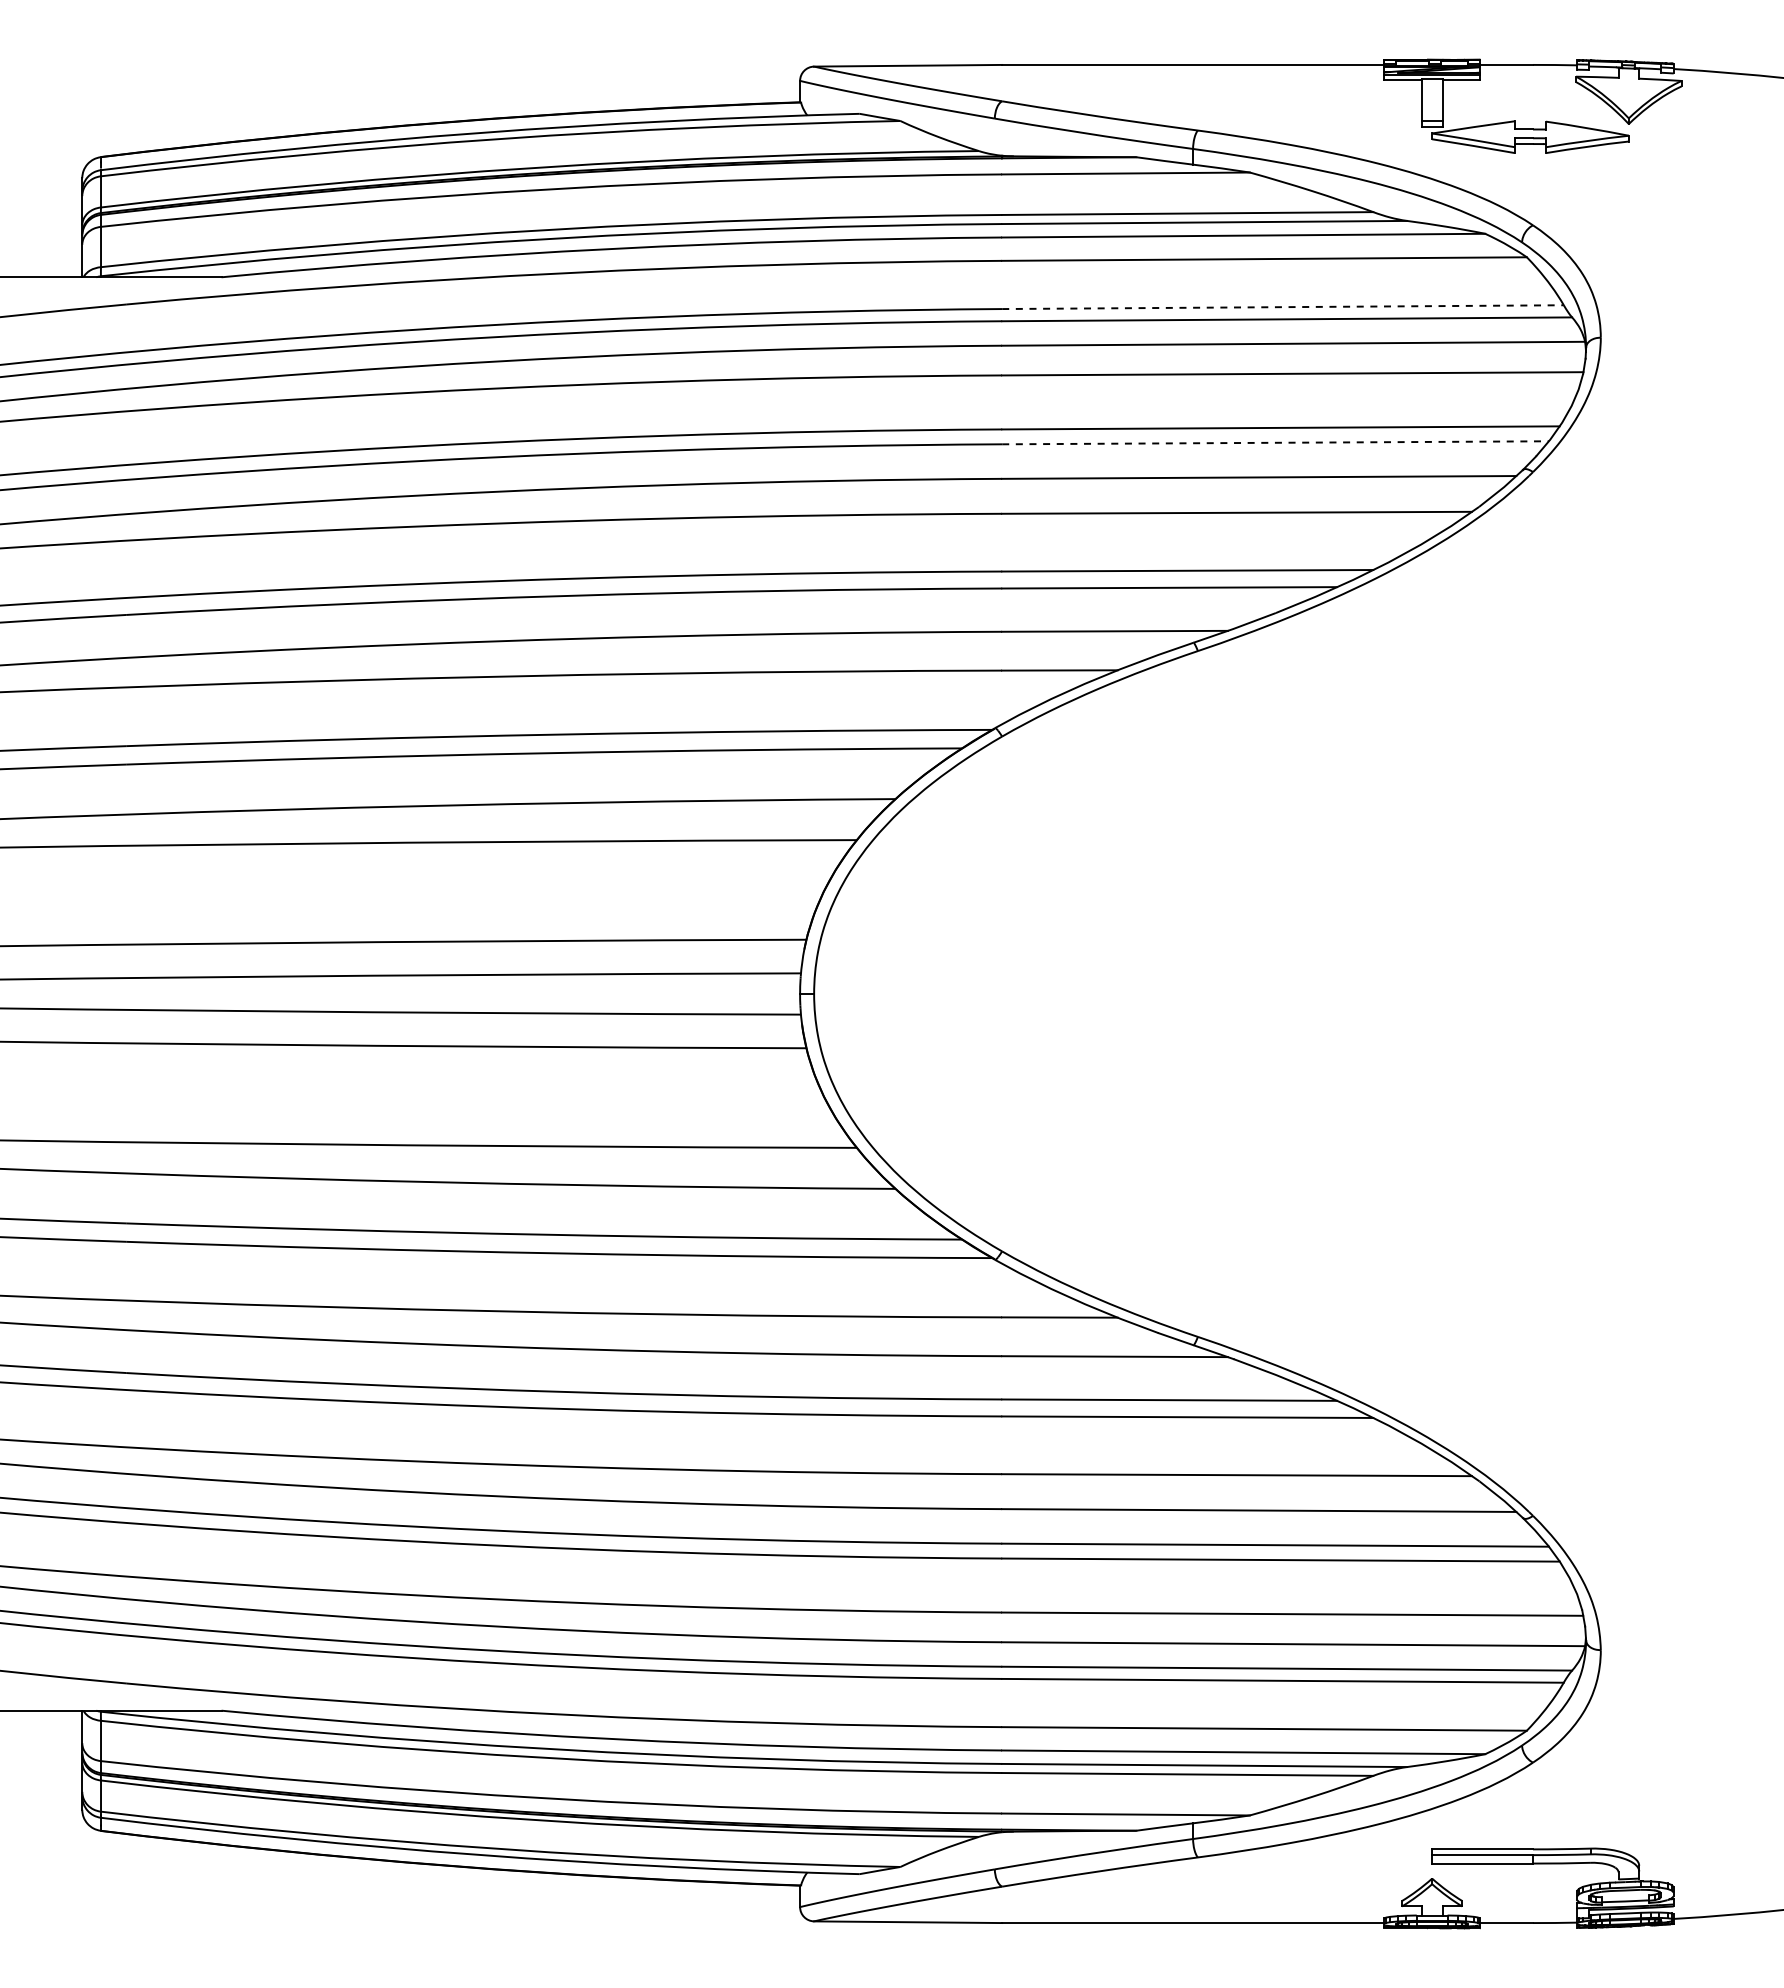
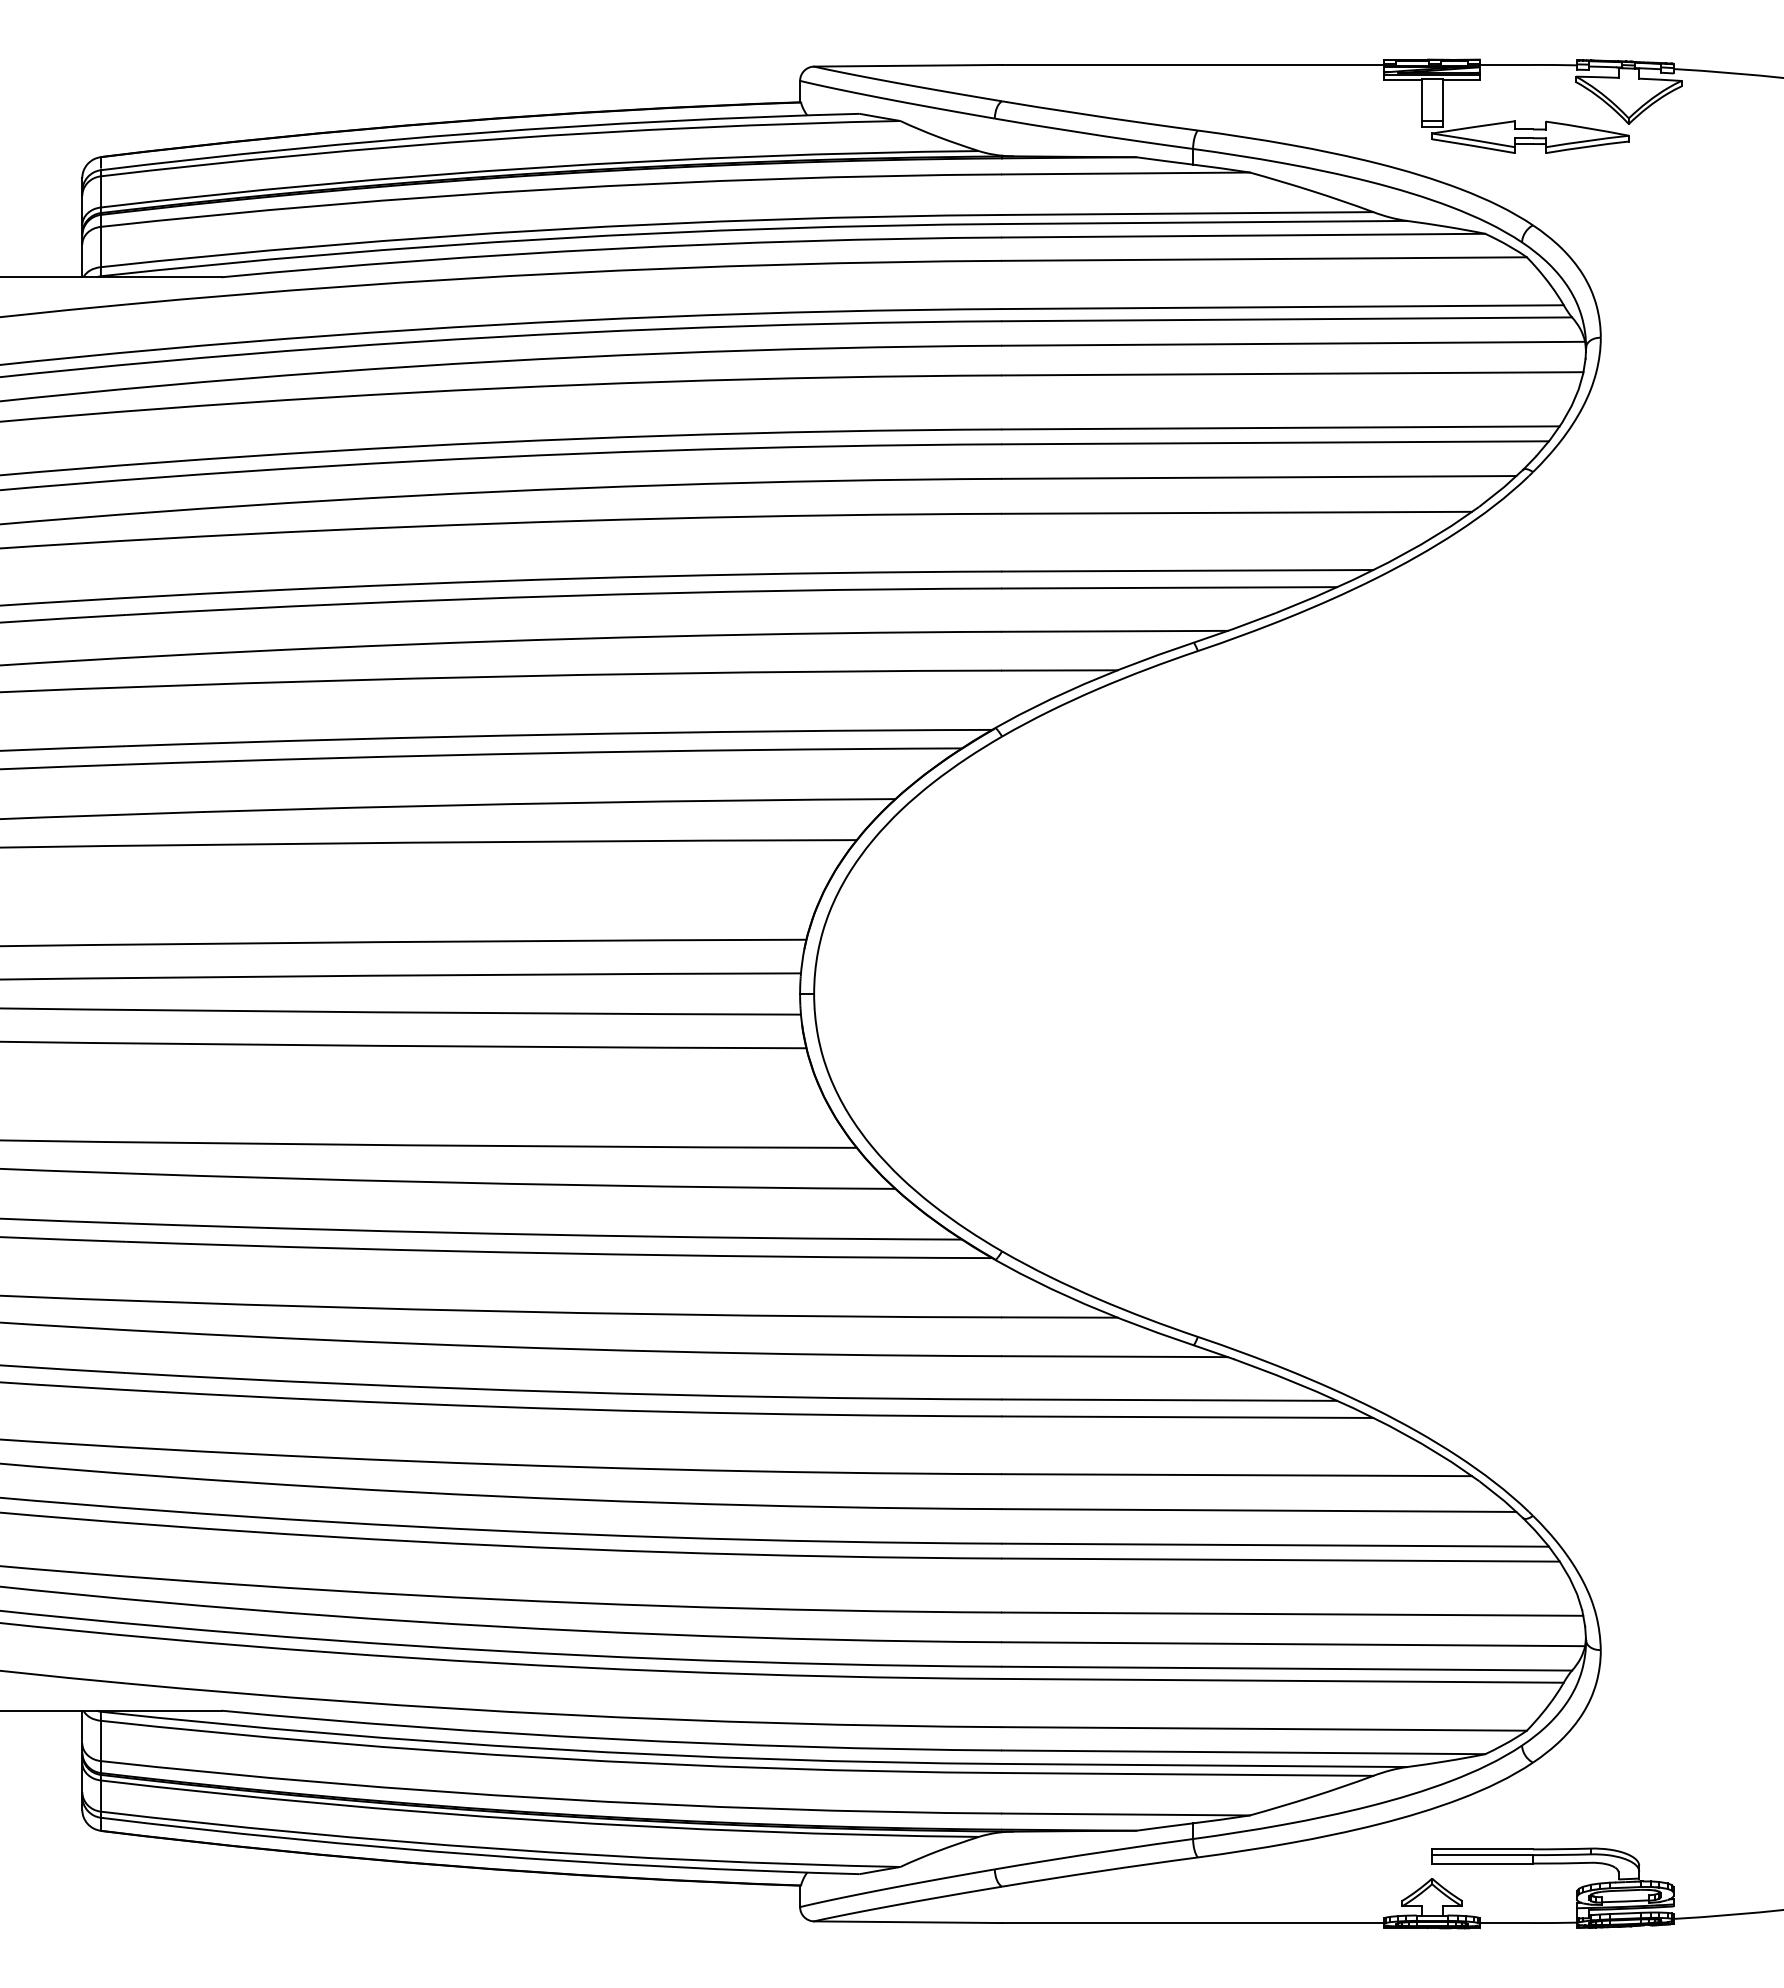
line: dashed -> solid (1283, 307)
line: dashed -> solid (1276, 442)
